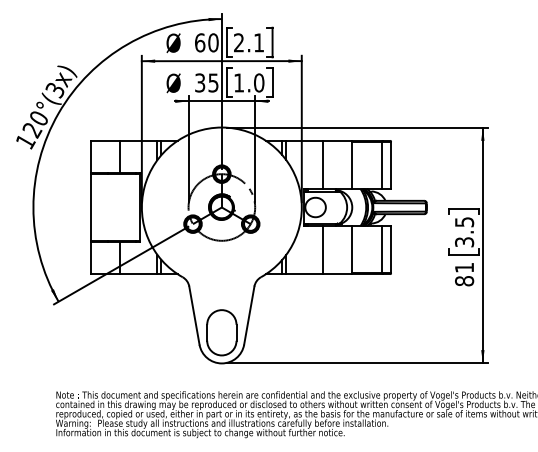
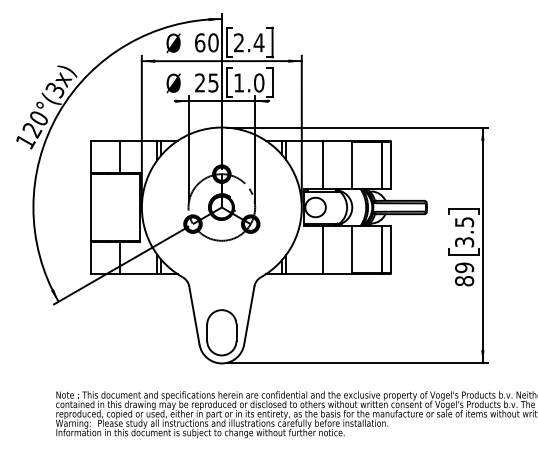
text: 2.1 -> 2.4 (258, 42)
text: 35 -> 25 (200, 82)
text: 81 -> 89 (464, 267)
